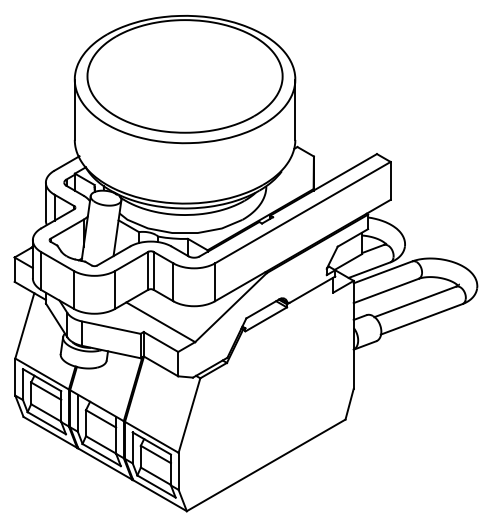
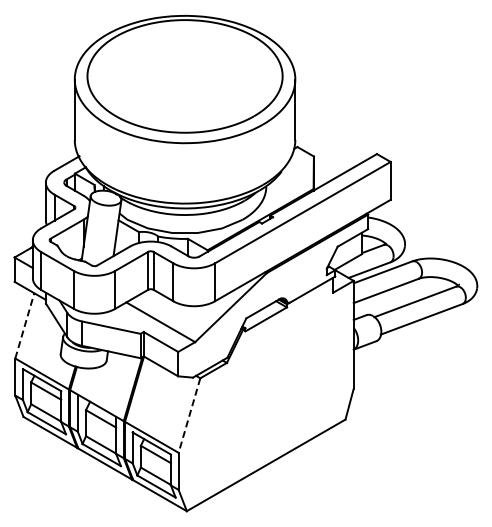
line: solid -> dashed (24, 325)
line: solid -> dashed (189, 415)
